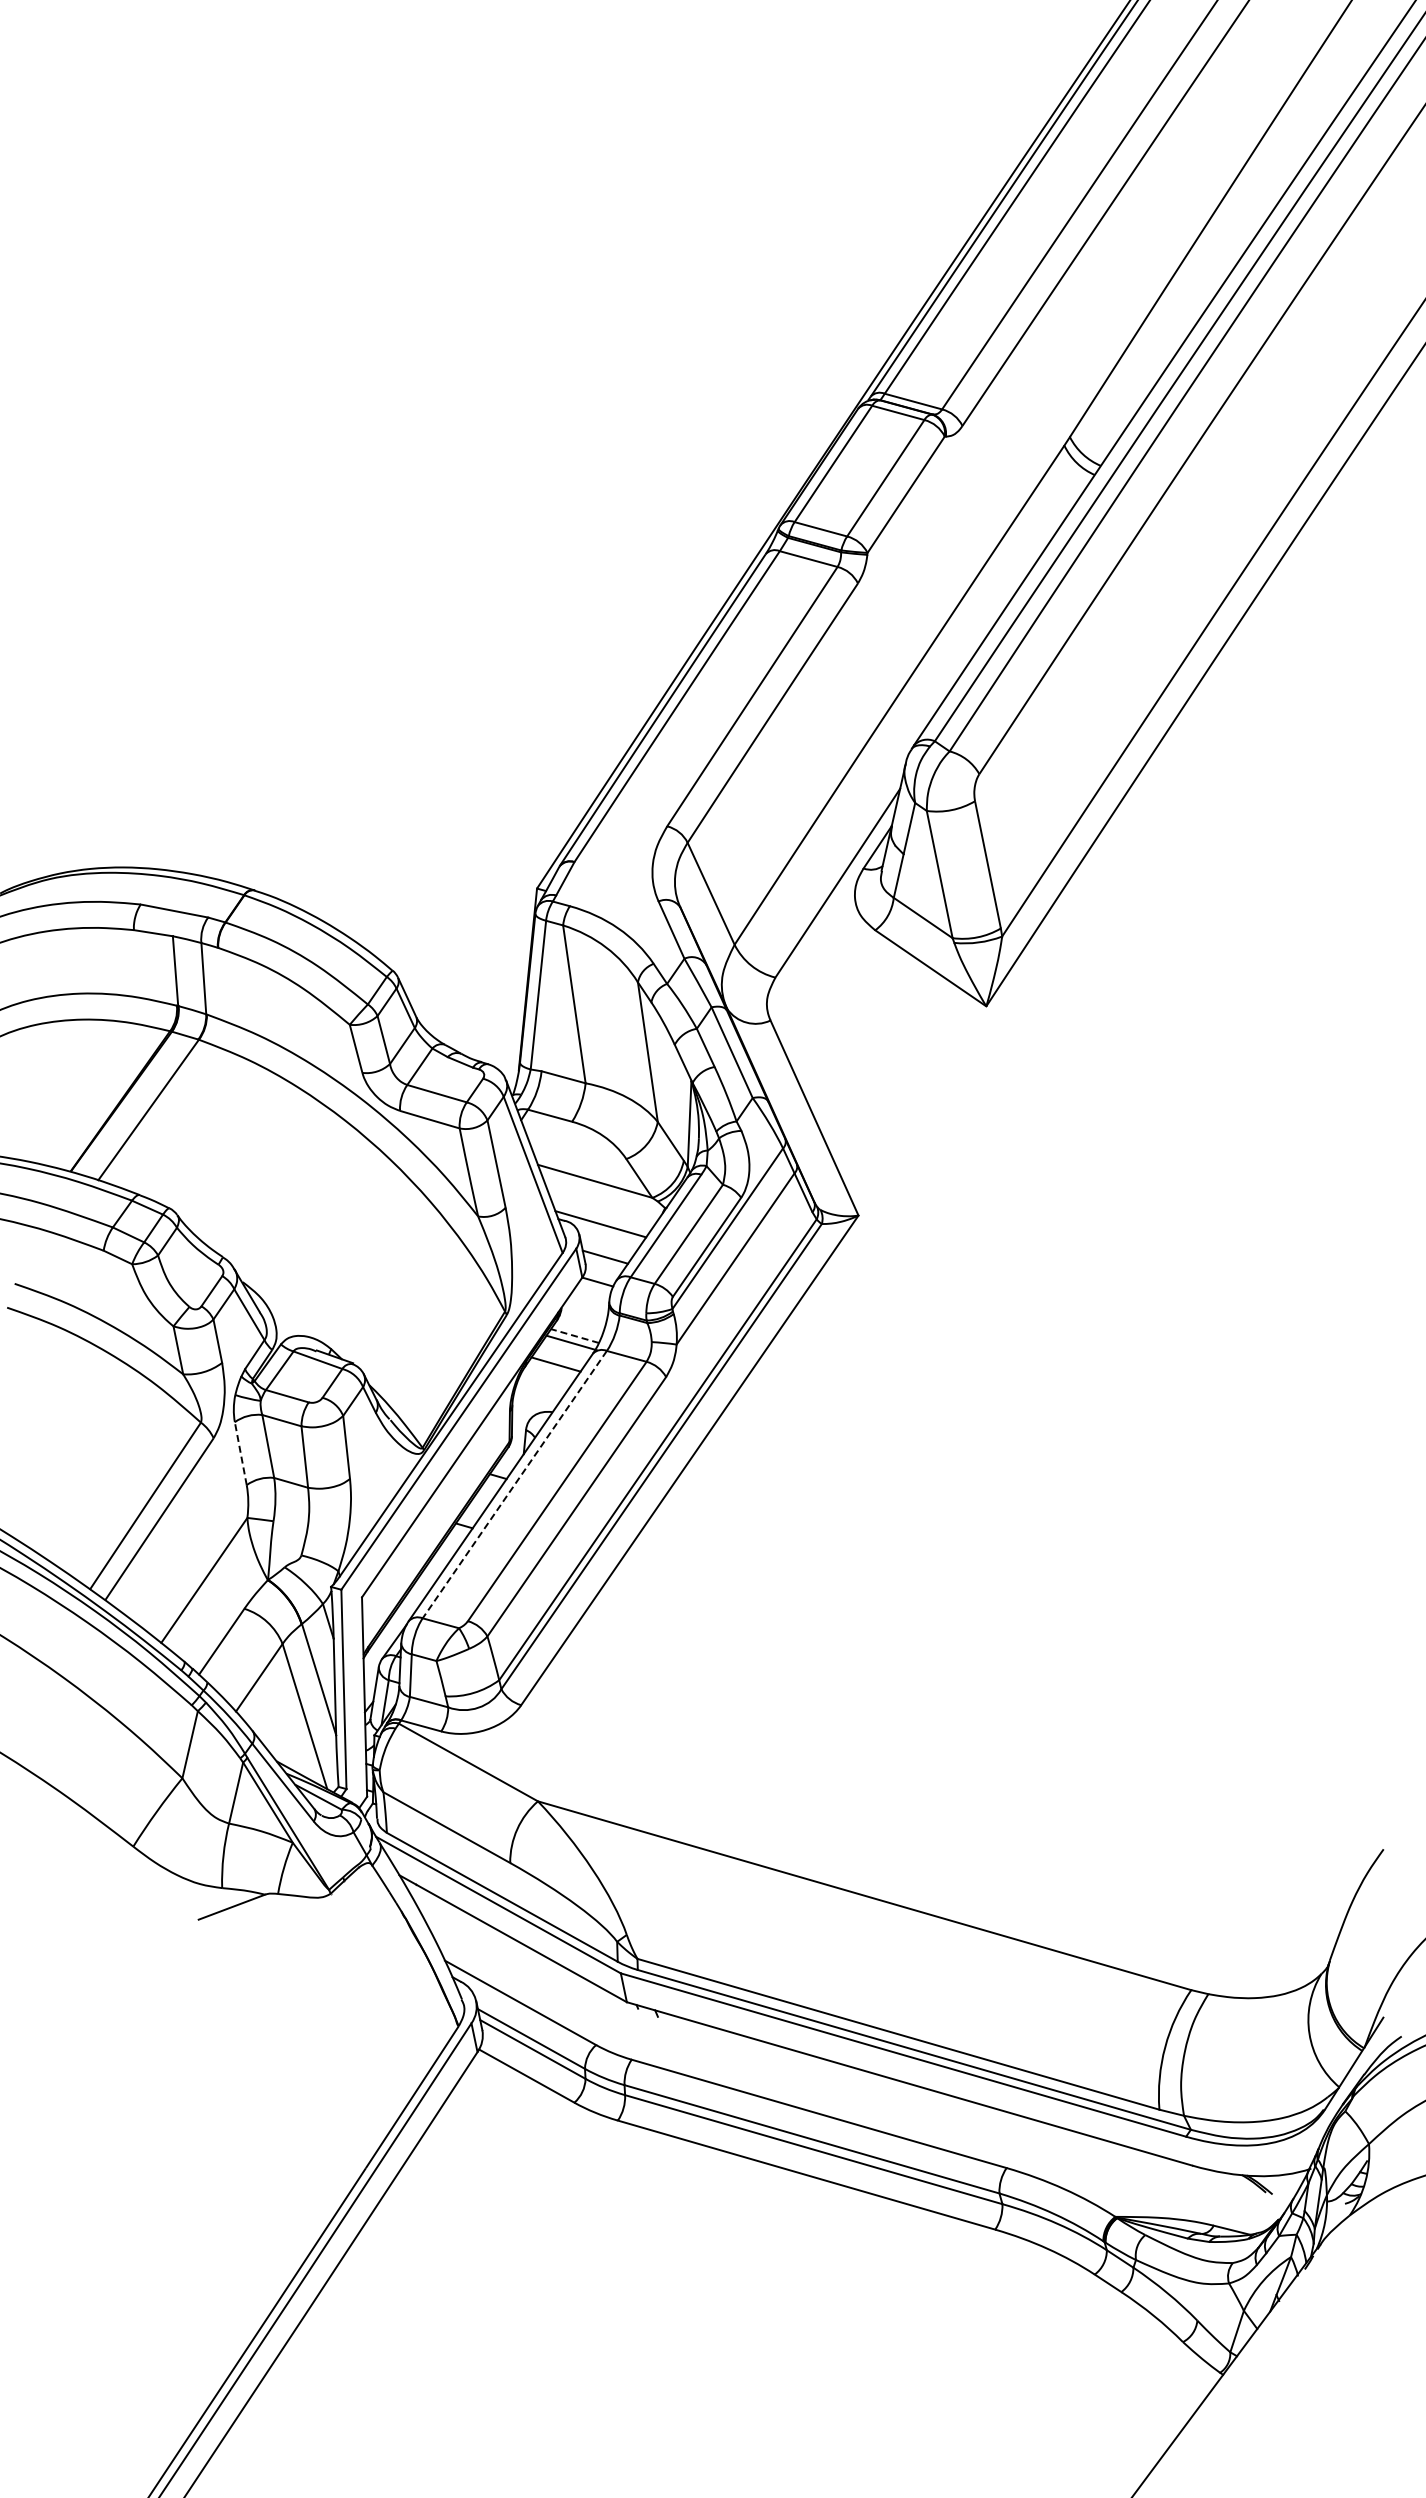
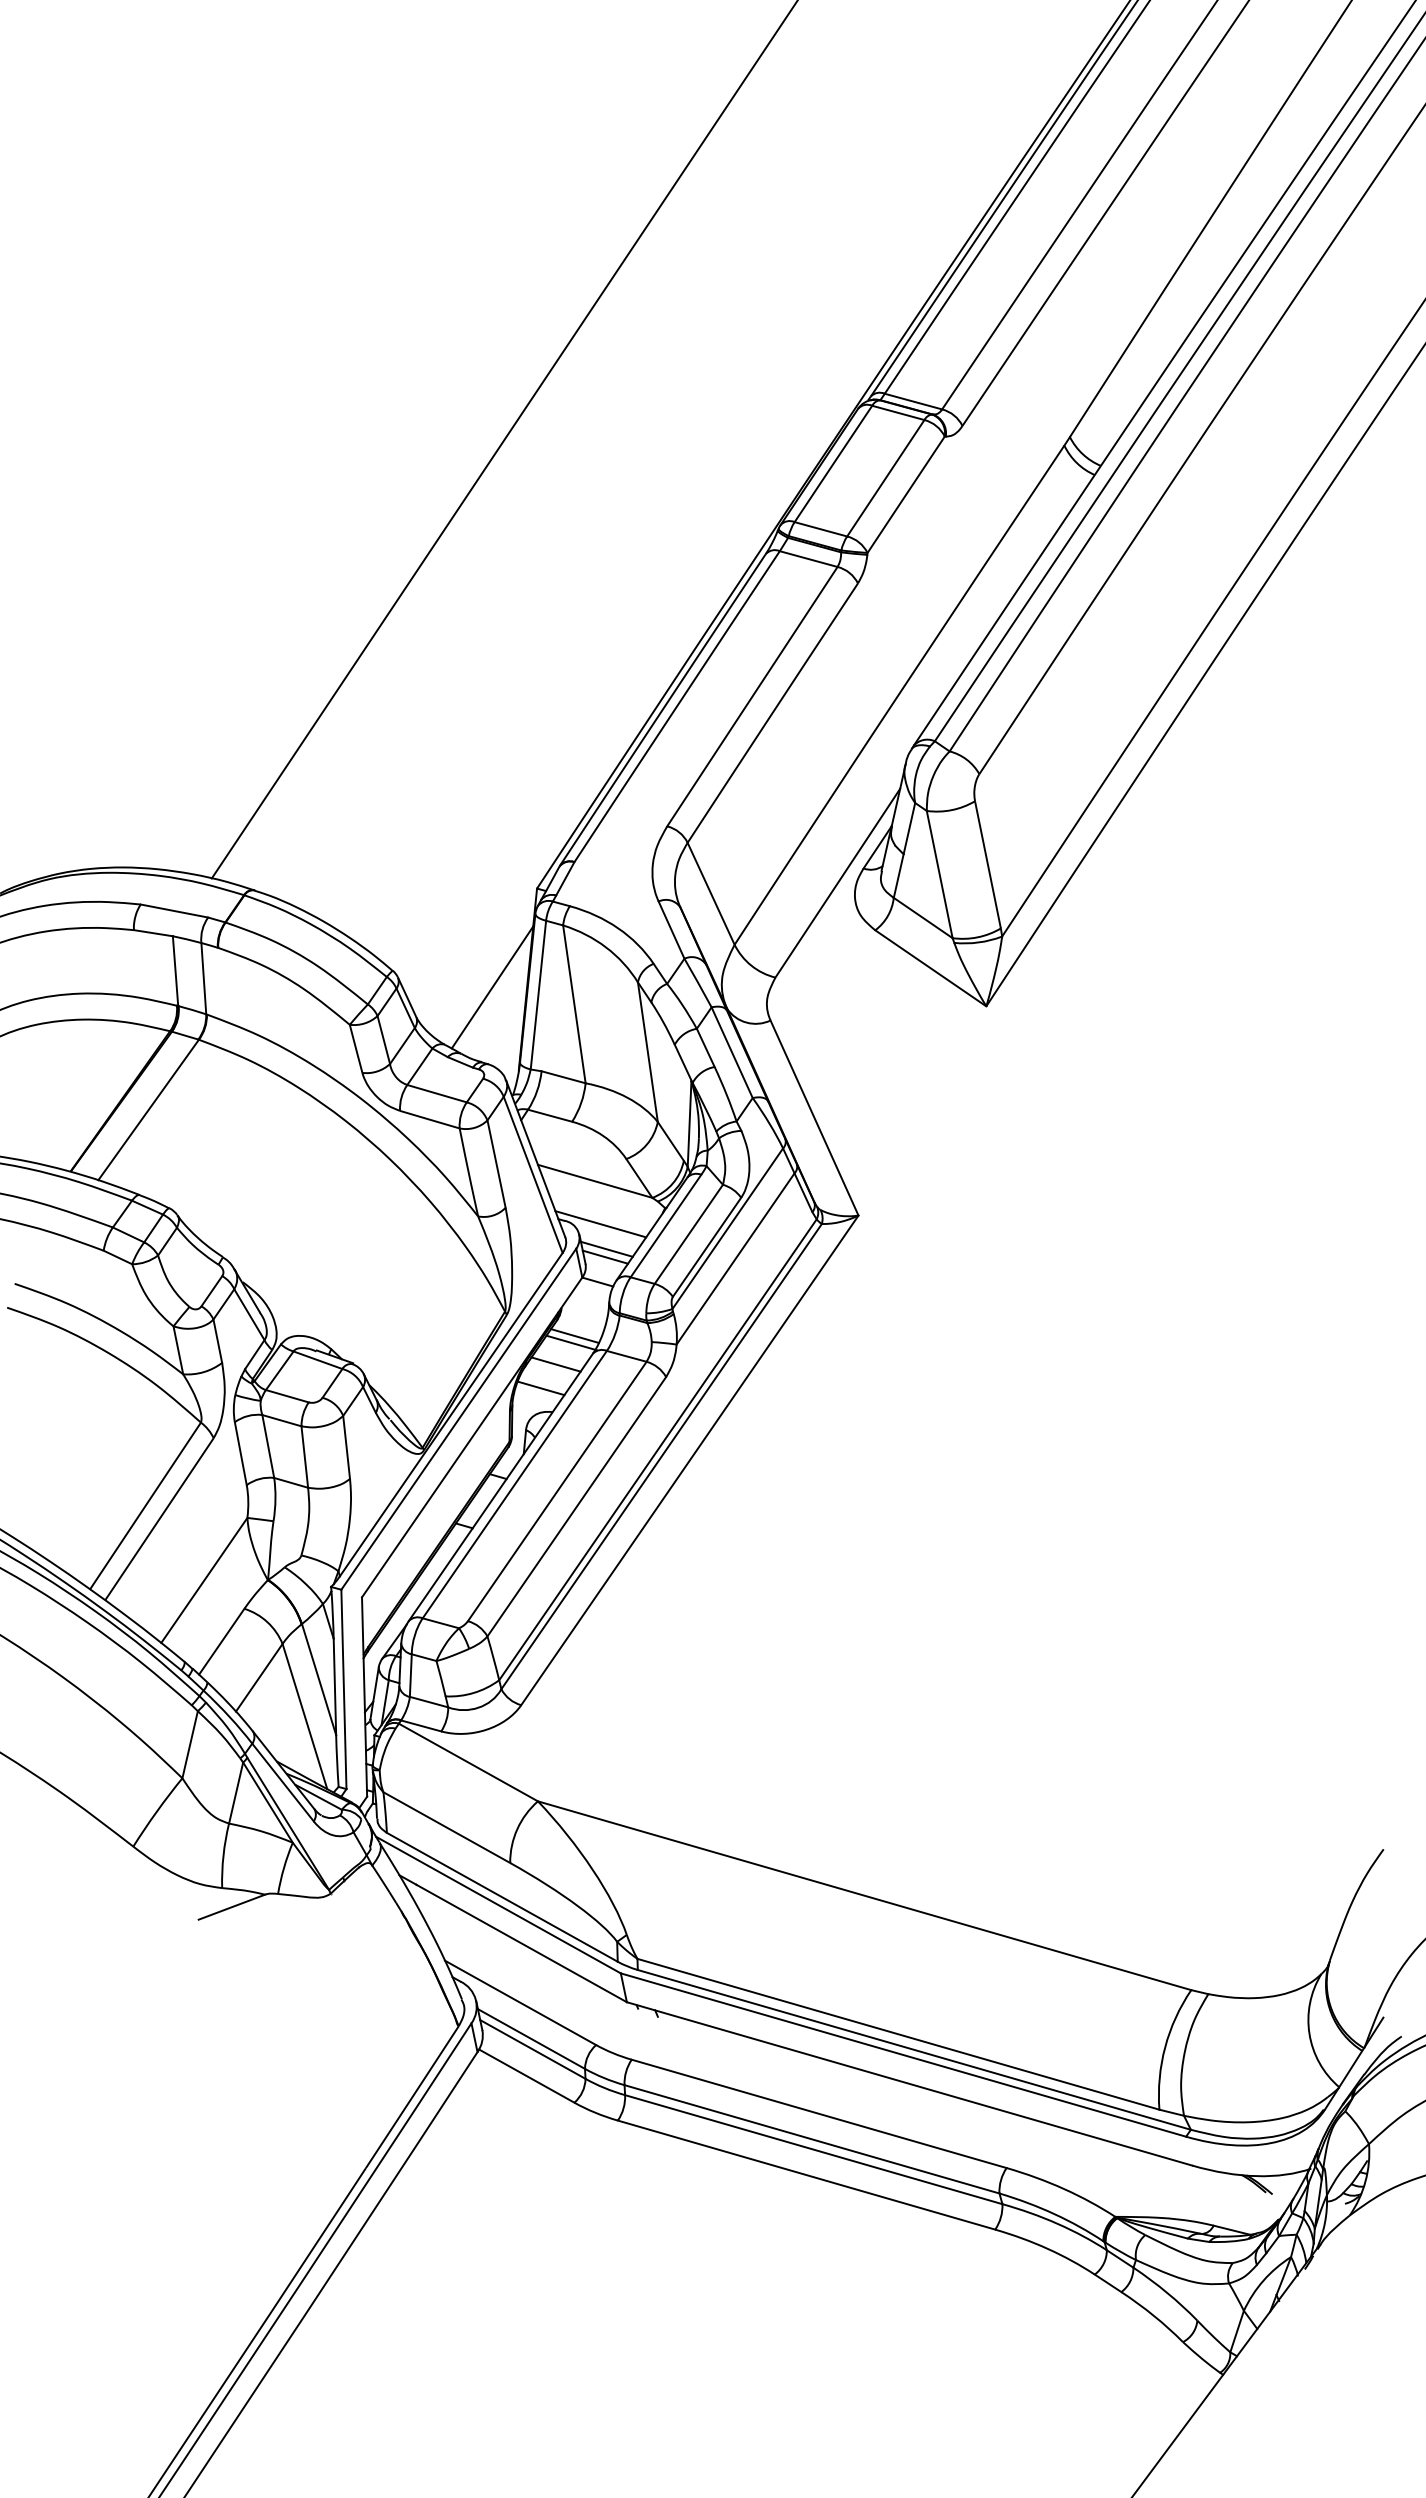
line: none -> present (503, 440)
line: none -> present (492, 987)
line: none -> present (606, 1248)
line: dashed -> solid (574, 1336)
line: none -> present (540, 1388)
line: dashed -> solid (240, 1453)
line: dashed -> solid (514, 1485)
